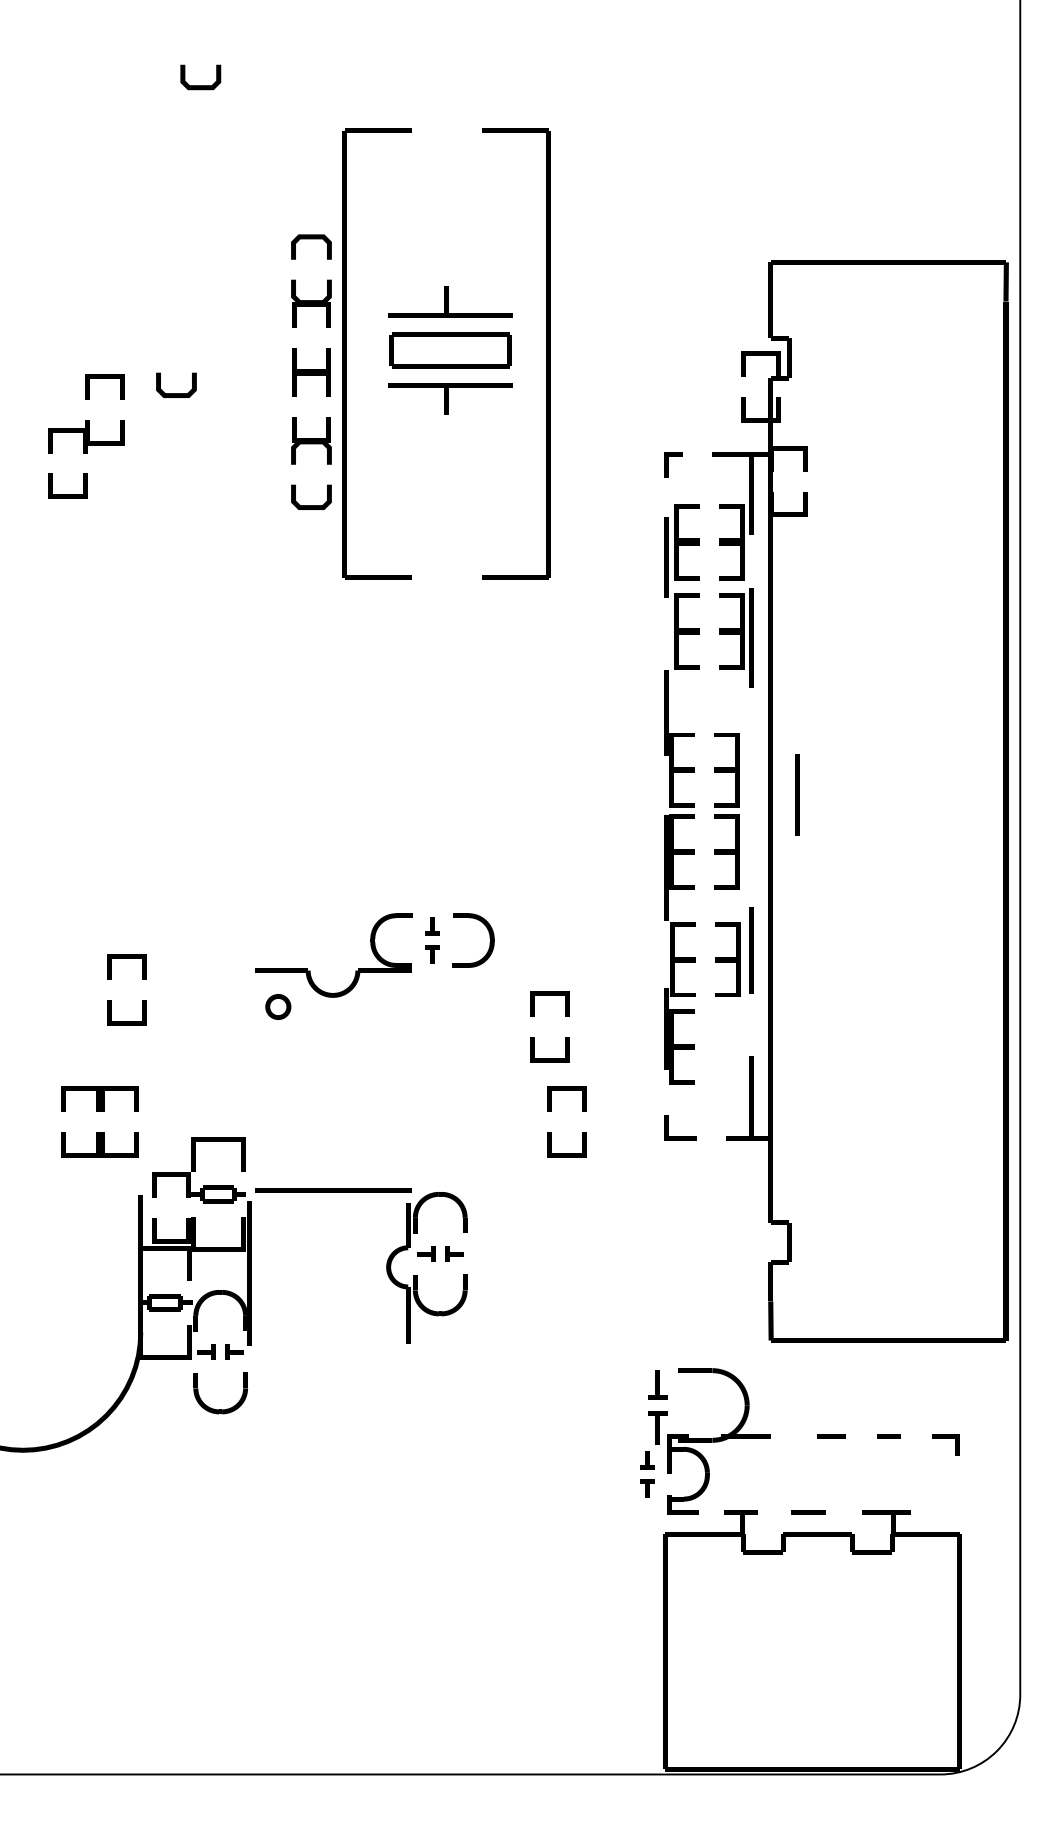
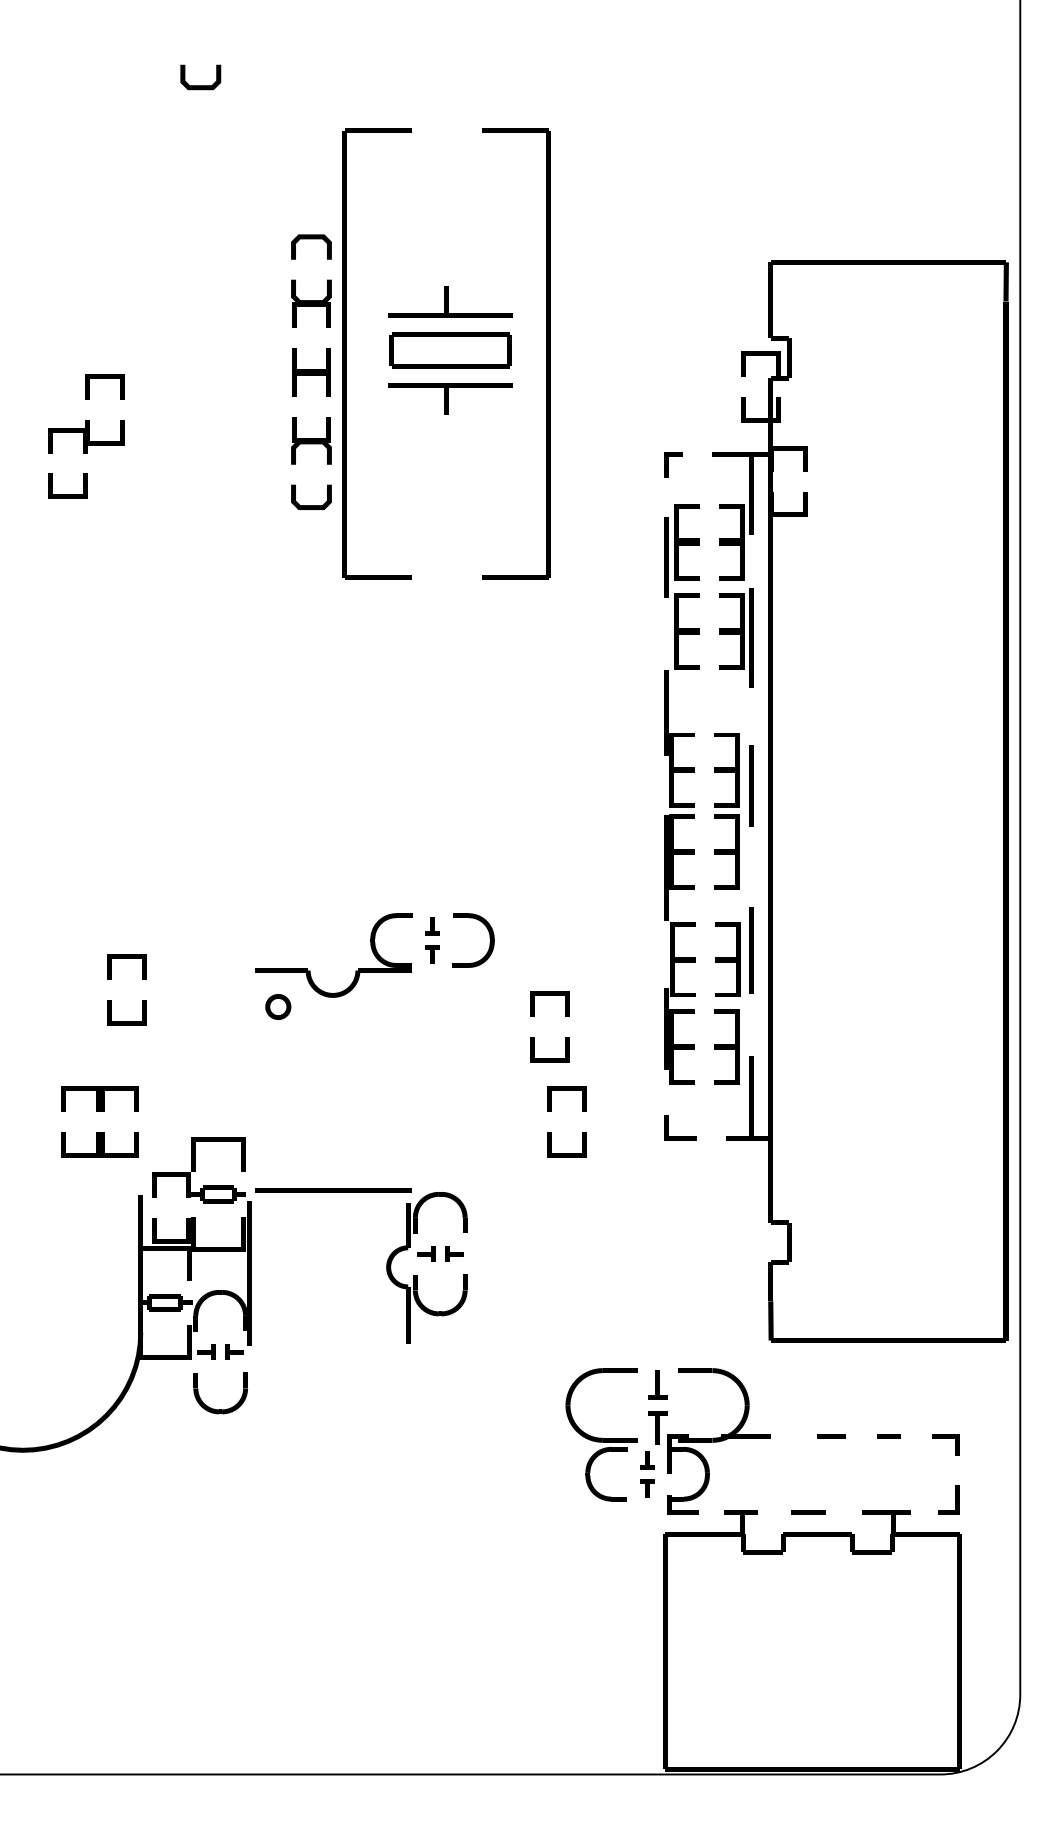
curve: present -> none (176, 393)
line position: (797, 794) -> (751, 785) (751, 785)
part: none -> present (726, 1046)
part: none -> present (601, 1434)
line: none -> present (955, 1499)
